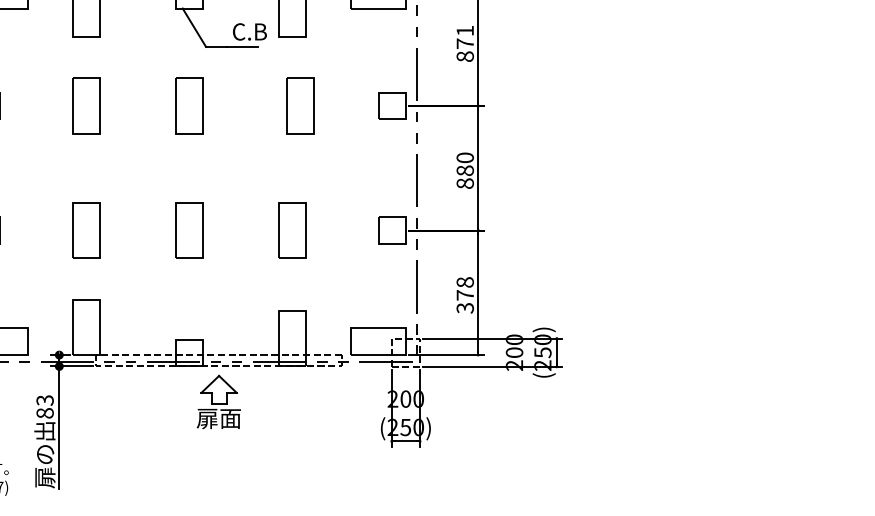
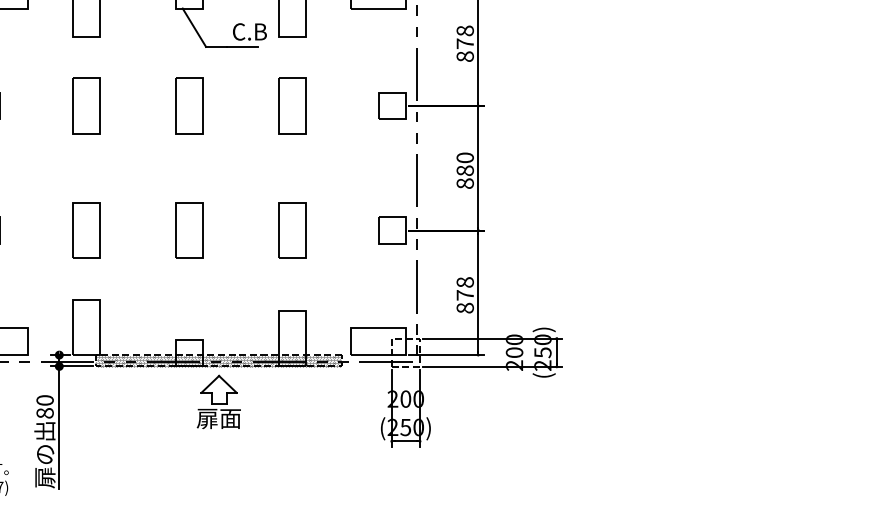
text: 871 -> 878 (464, 30)
part position: (300, 105) -> (292, 105) (292, 105)
text: 378 -> 878 (464, 307)
hatch: none -> present (218, 361)
text: 83 -> 80 (44, 400)
